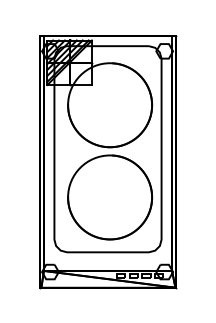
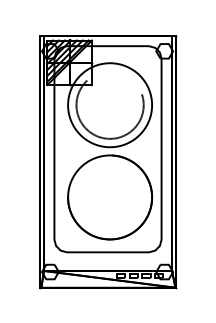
circle diameter: 84 px -> 67 px (109, 104)
